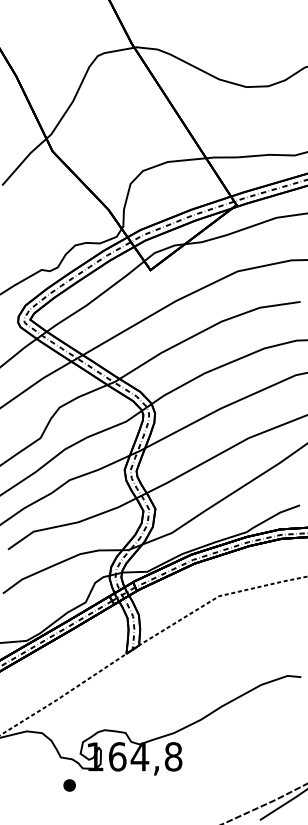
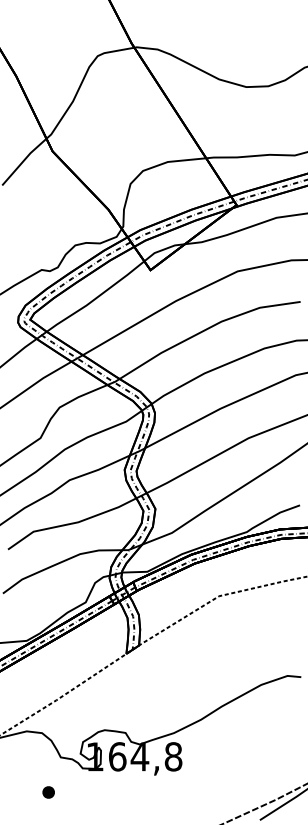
part position: (69, 785) -> (48, 792) (48, 792)
